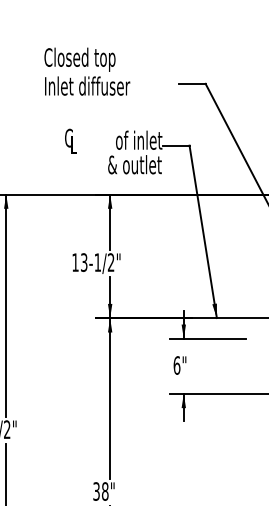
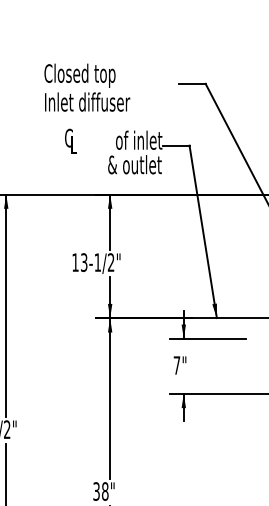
text position: (87, 71) -> (87, 87) (87, 87)
text: 6" -> 7" (176, 365)
